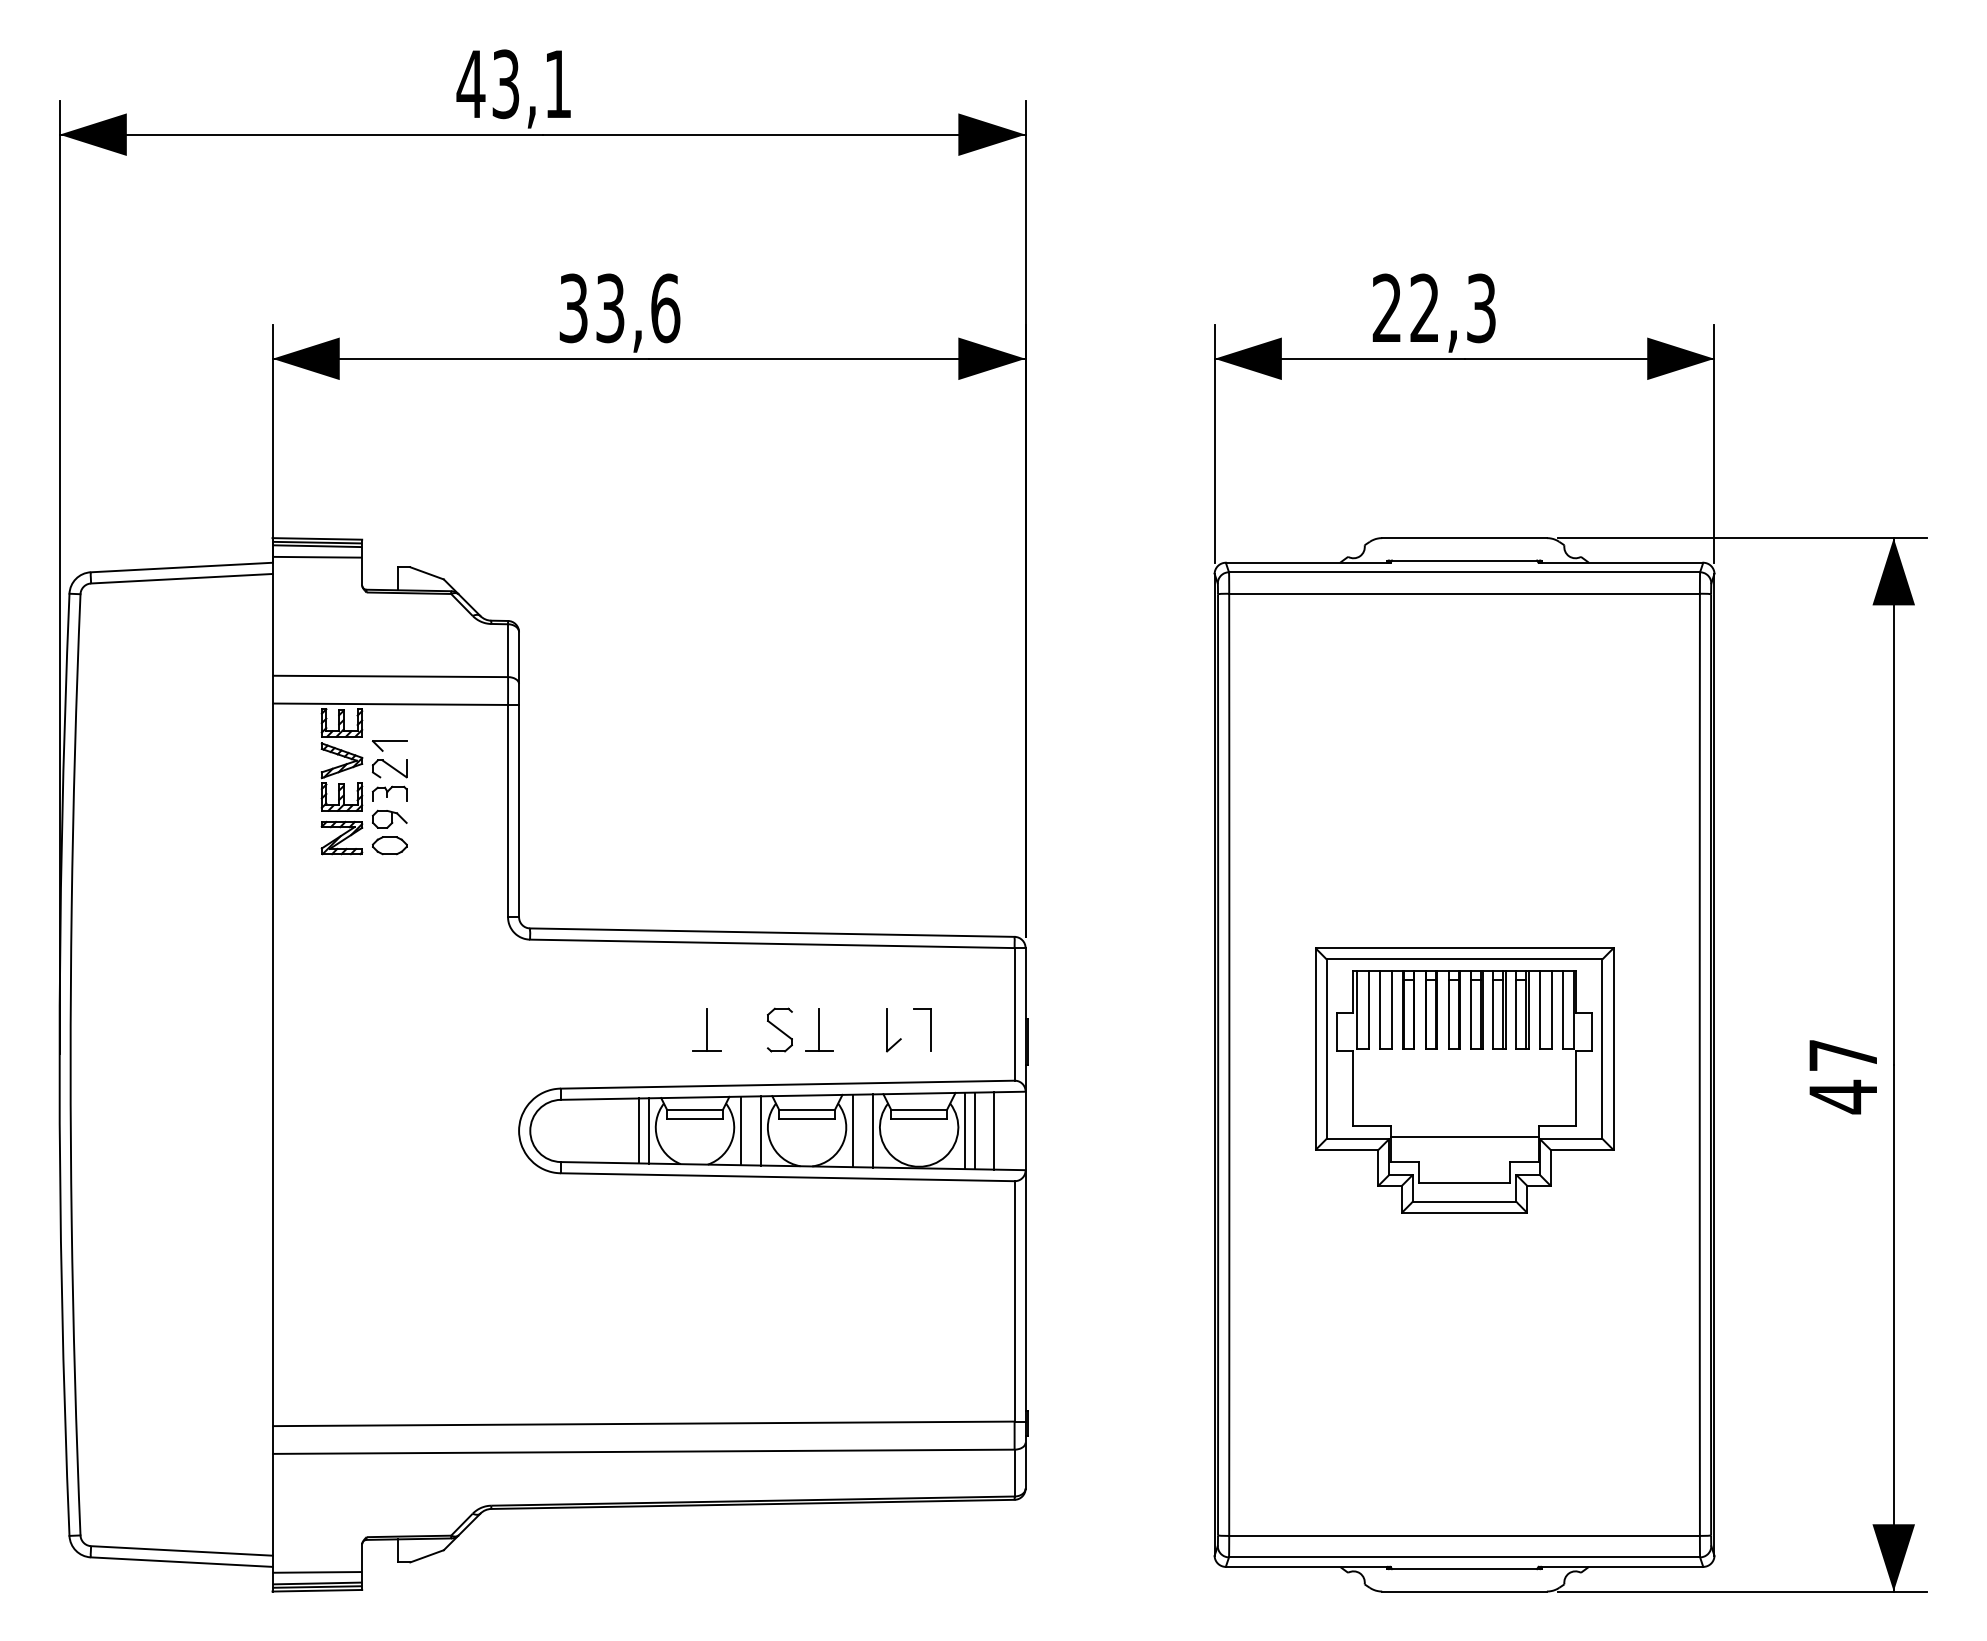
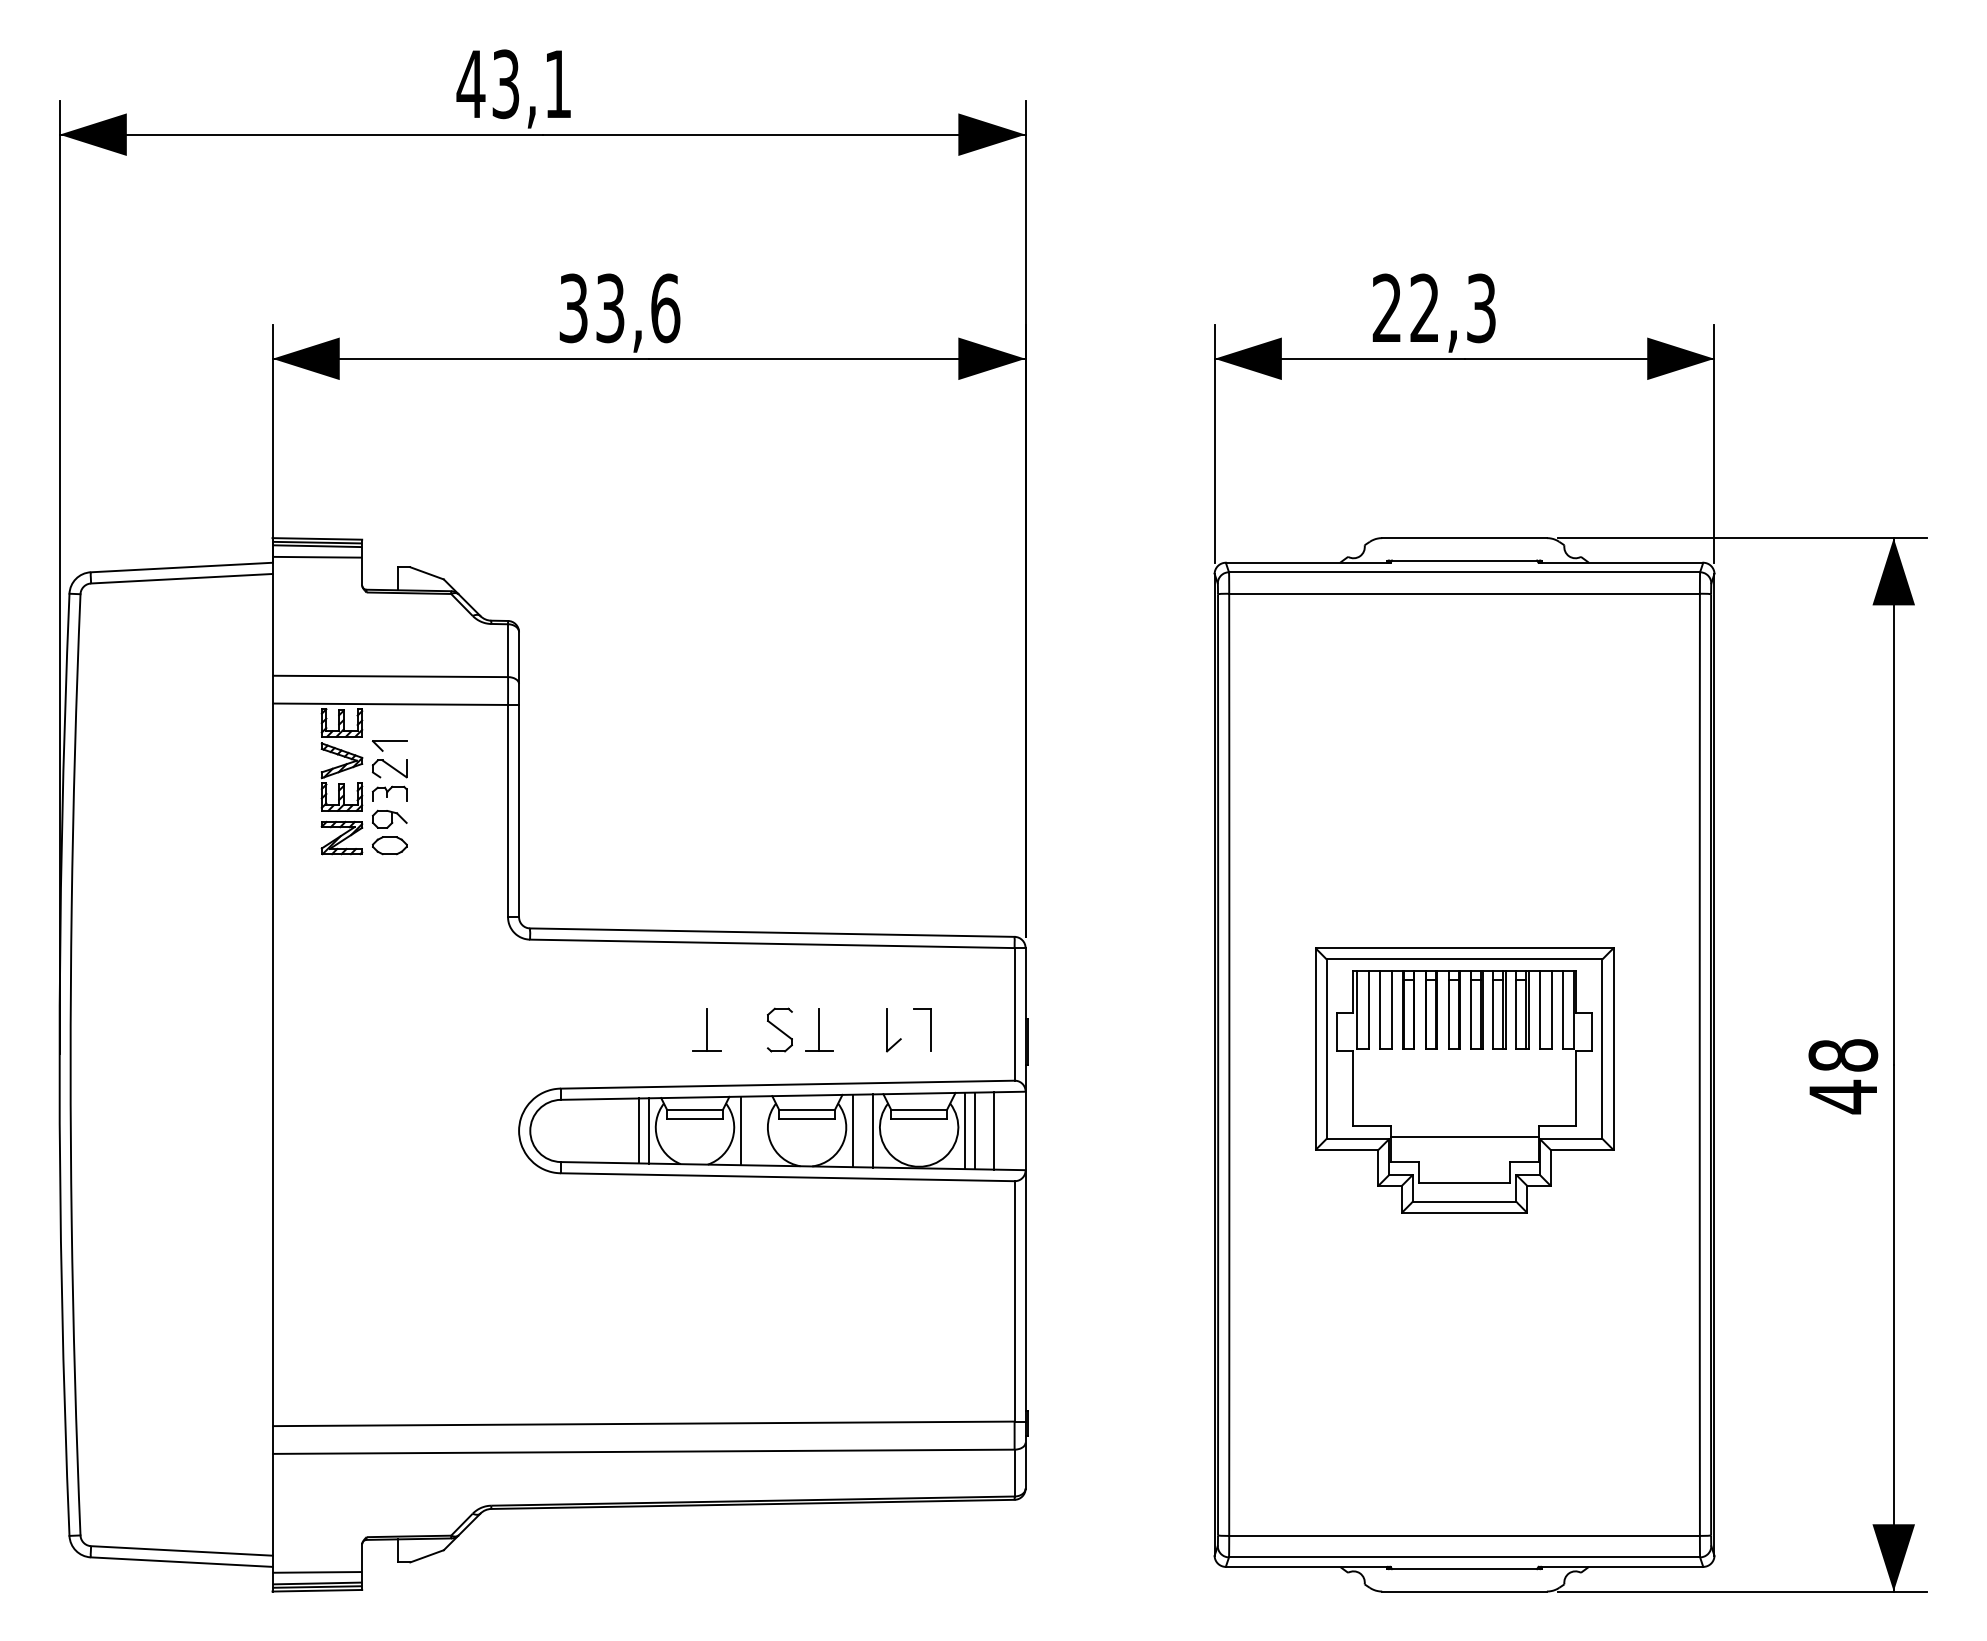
text: 47 -> 48 (1843, 1055)
line: present -> none (761, 1130)
